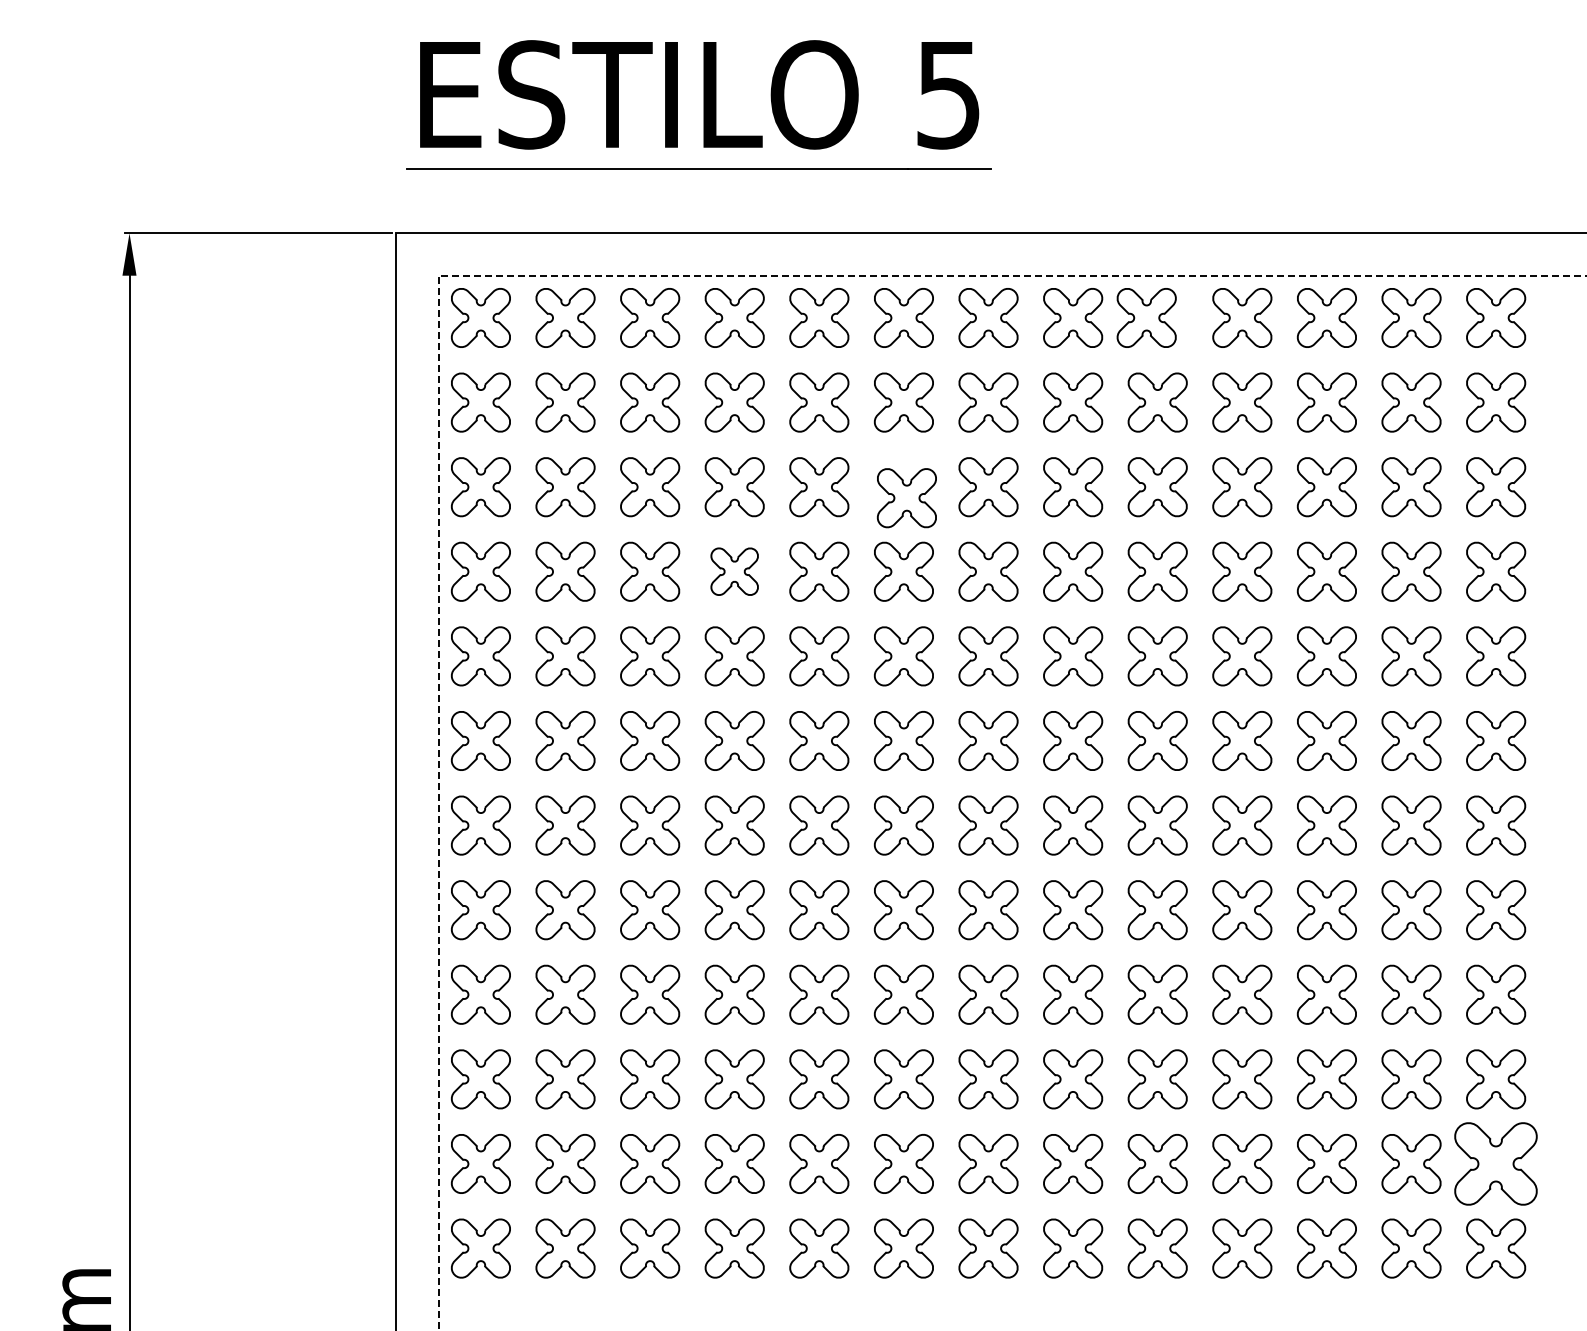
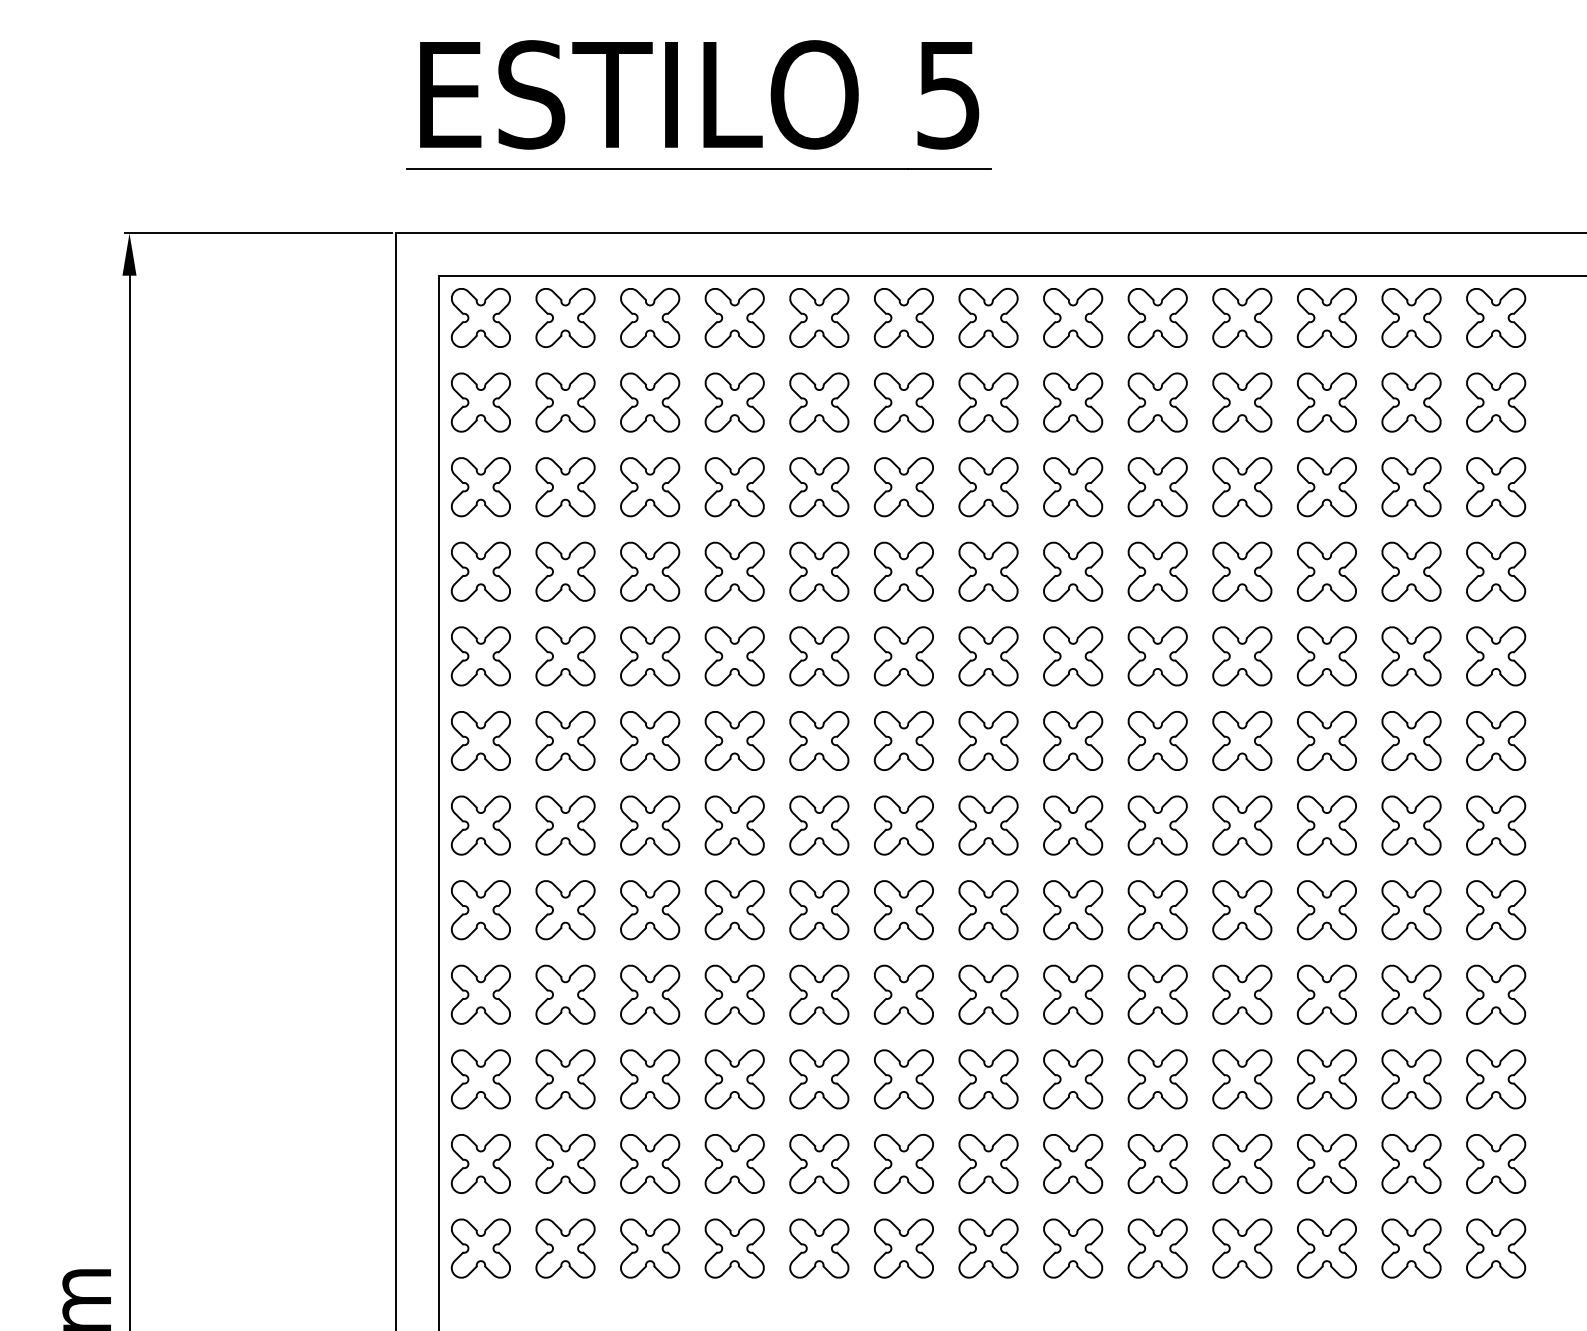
line: dashed -> solid (484, 275)
part position: (1146, 317) -> (1157, 317) (1157, 317)
part position: (906, 498) -> (903, 487) (903, 487)
part size: 49x49 px -> 61x61 px (734, 571)
part size: 84x84 px -> 61x60 px (1496, 1163)
